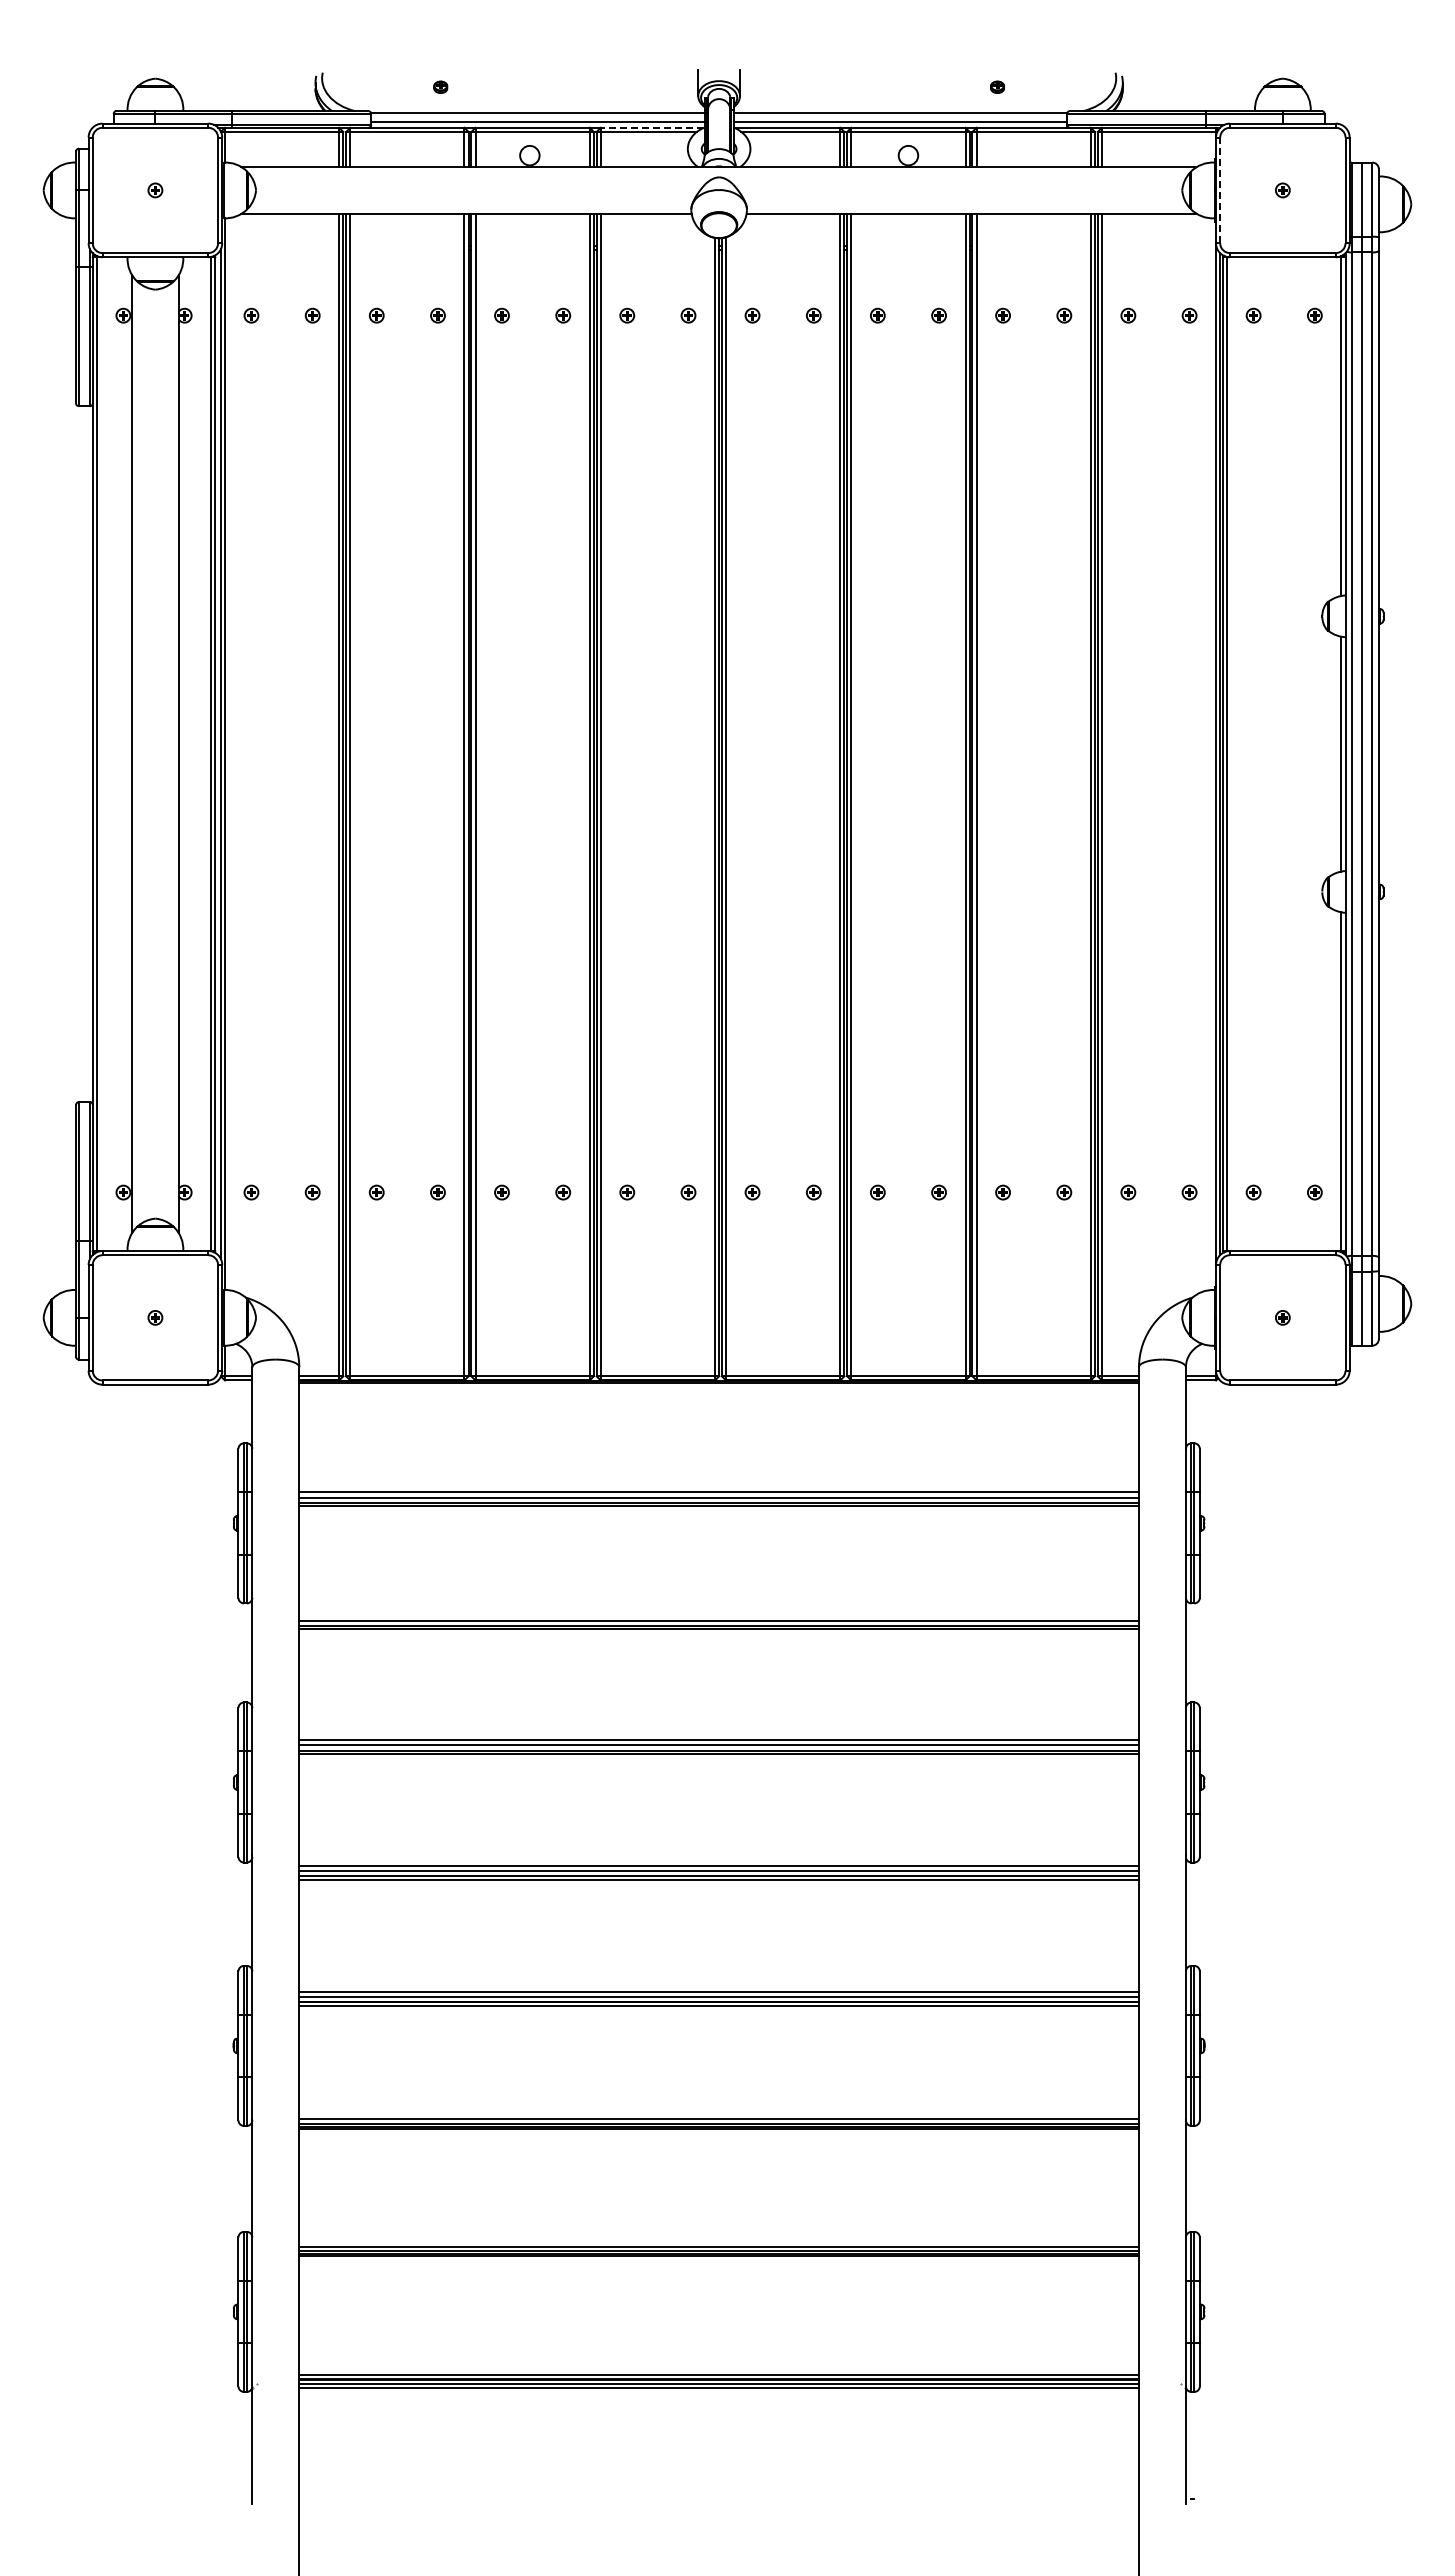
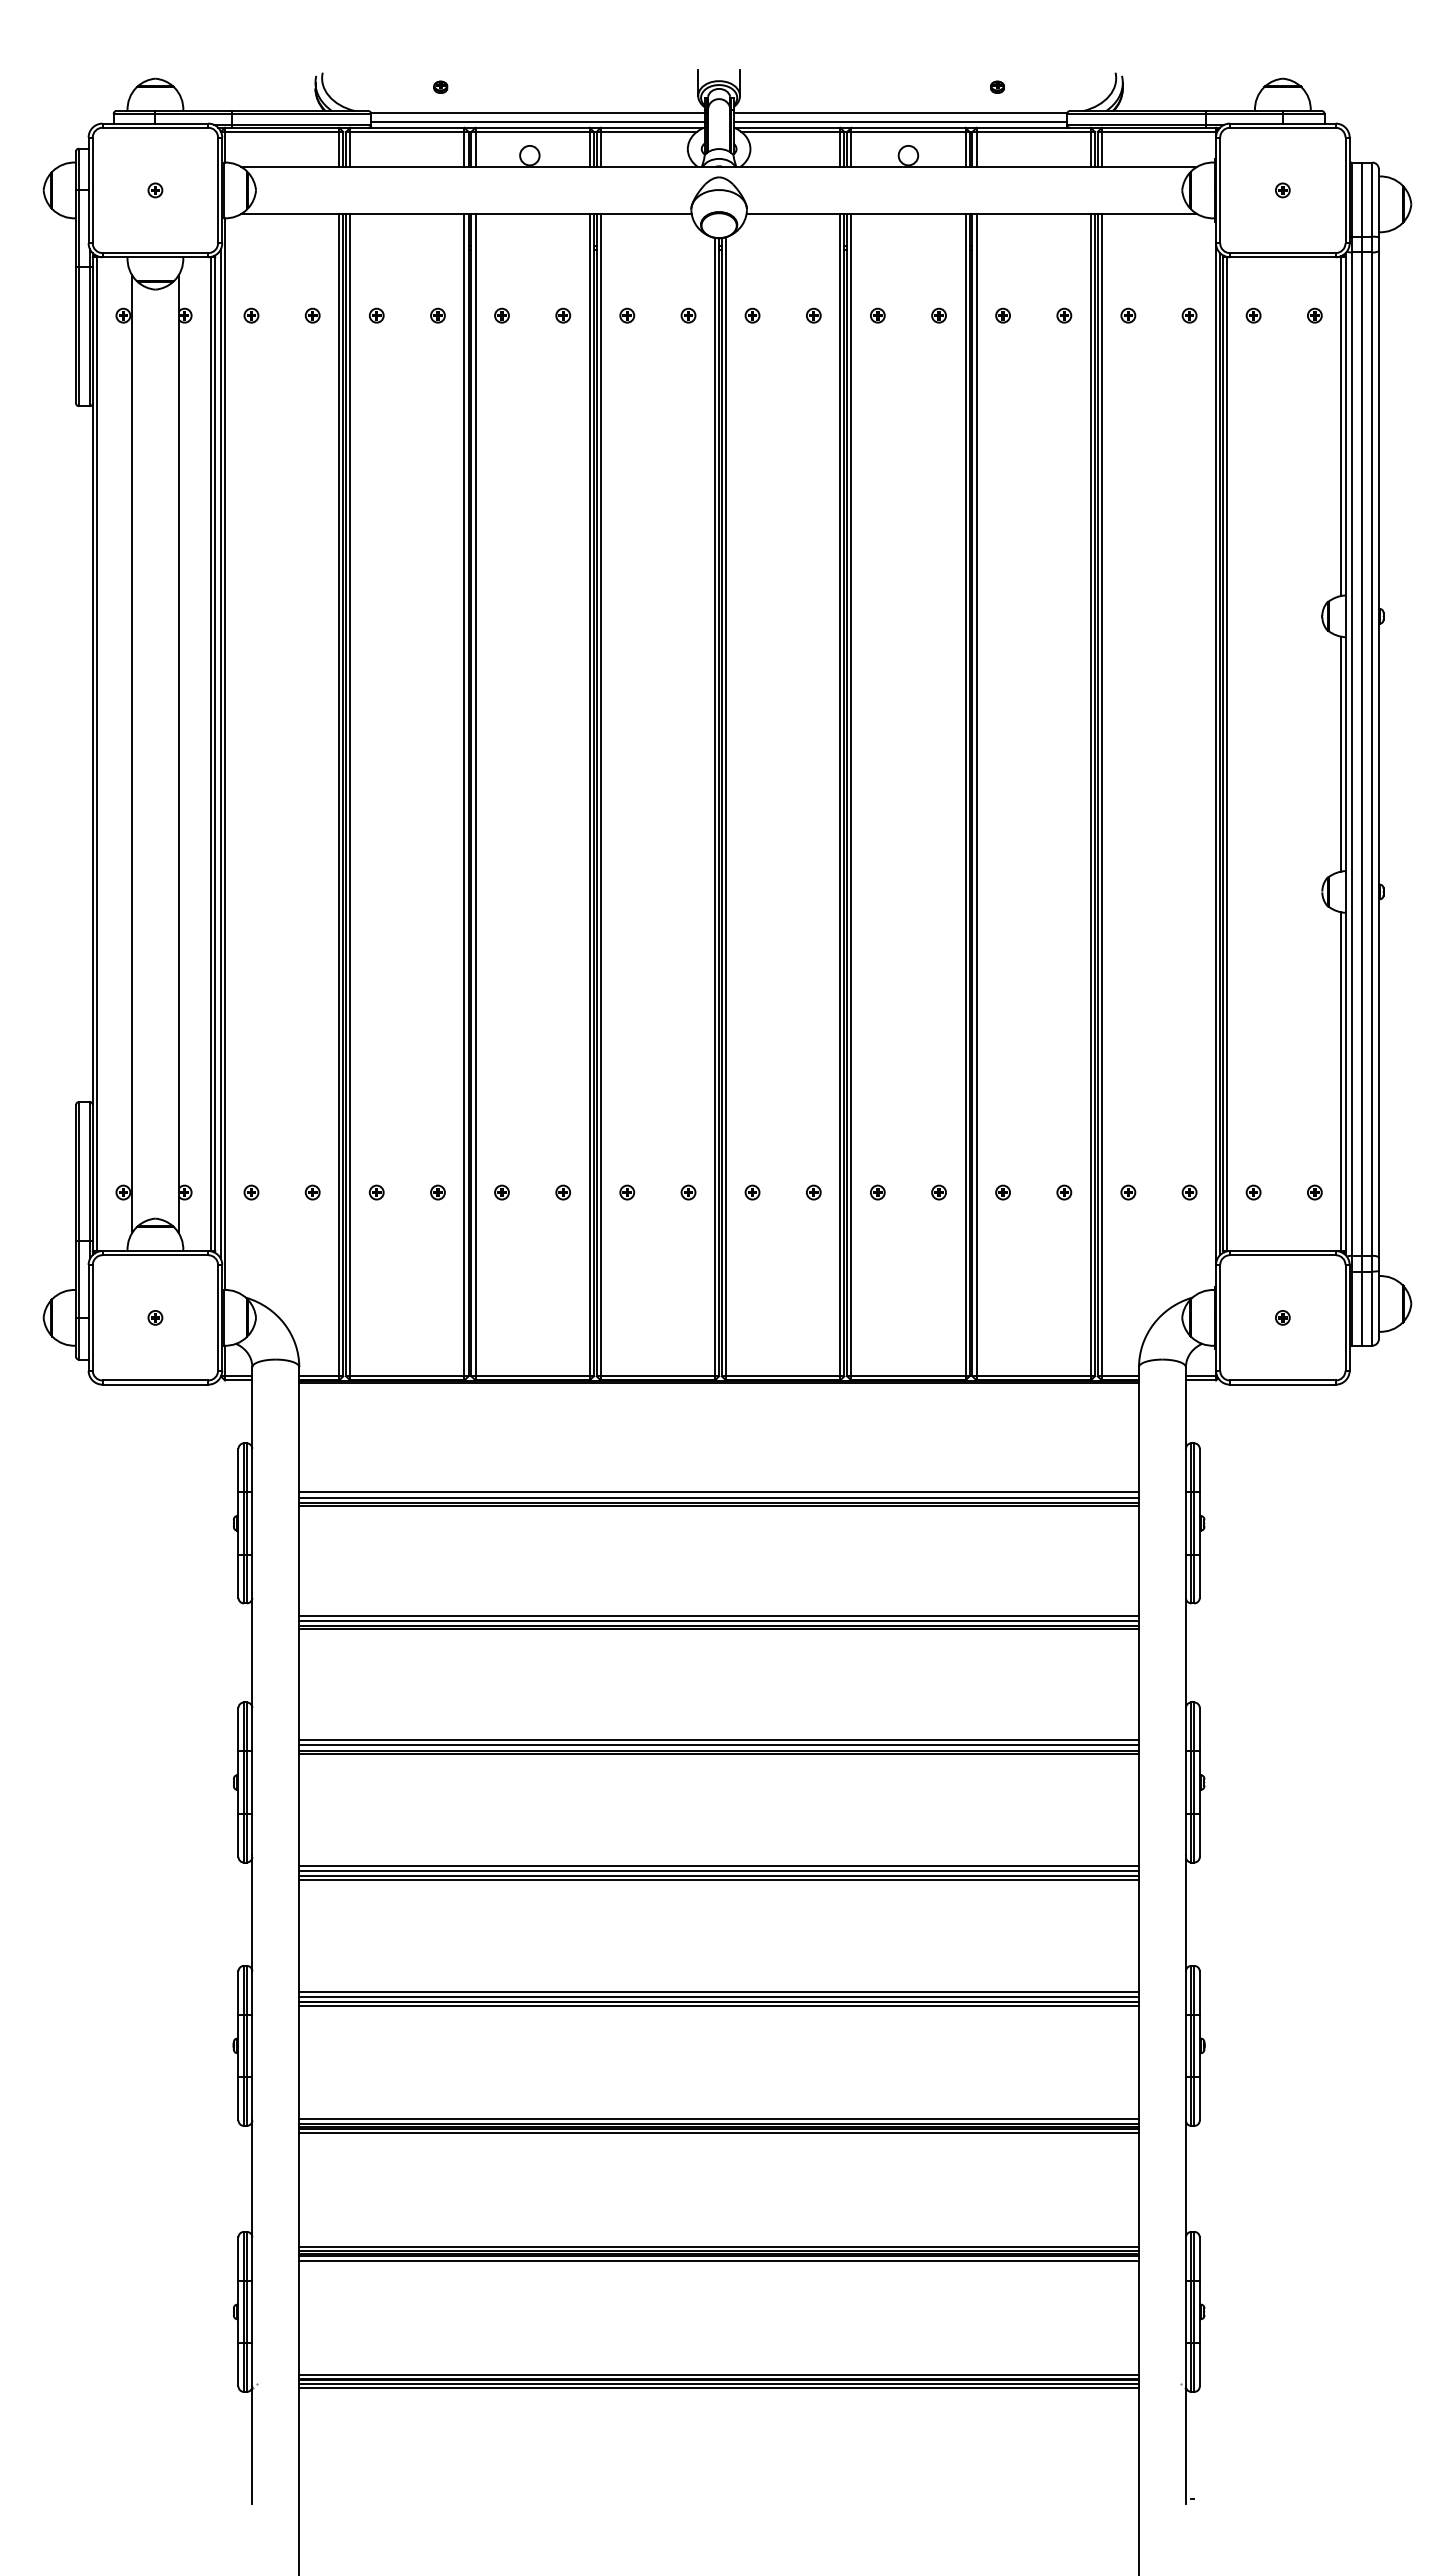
line: dashed -> solid (652, 127)
line: dashed -> solid (1220, 190)
line: none -> present (719, 1615)
line: none -> present (719, 2133)
line: none -> present (719, 2260)
